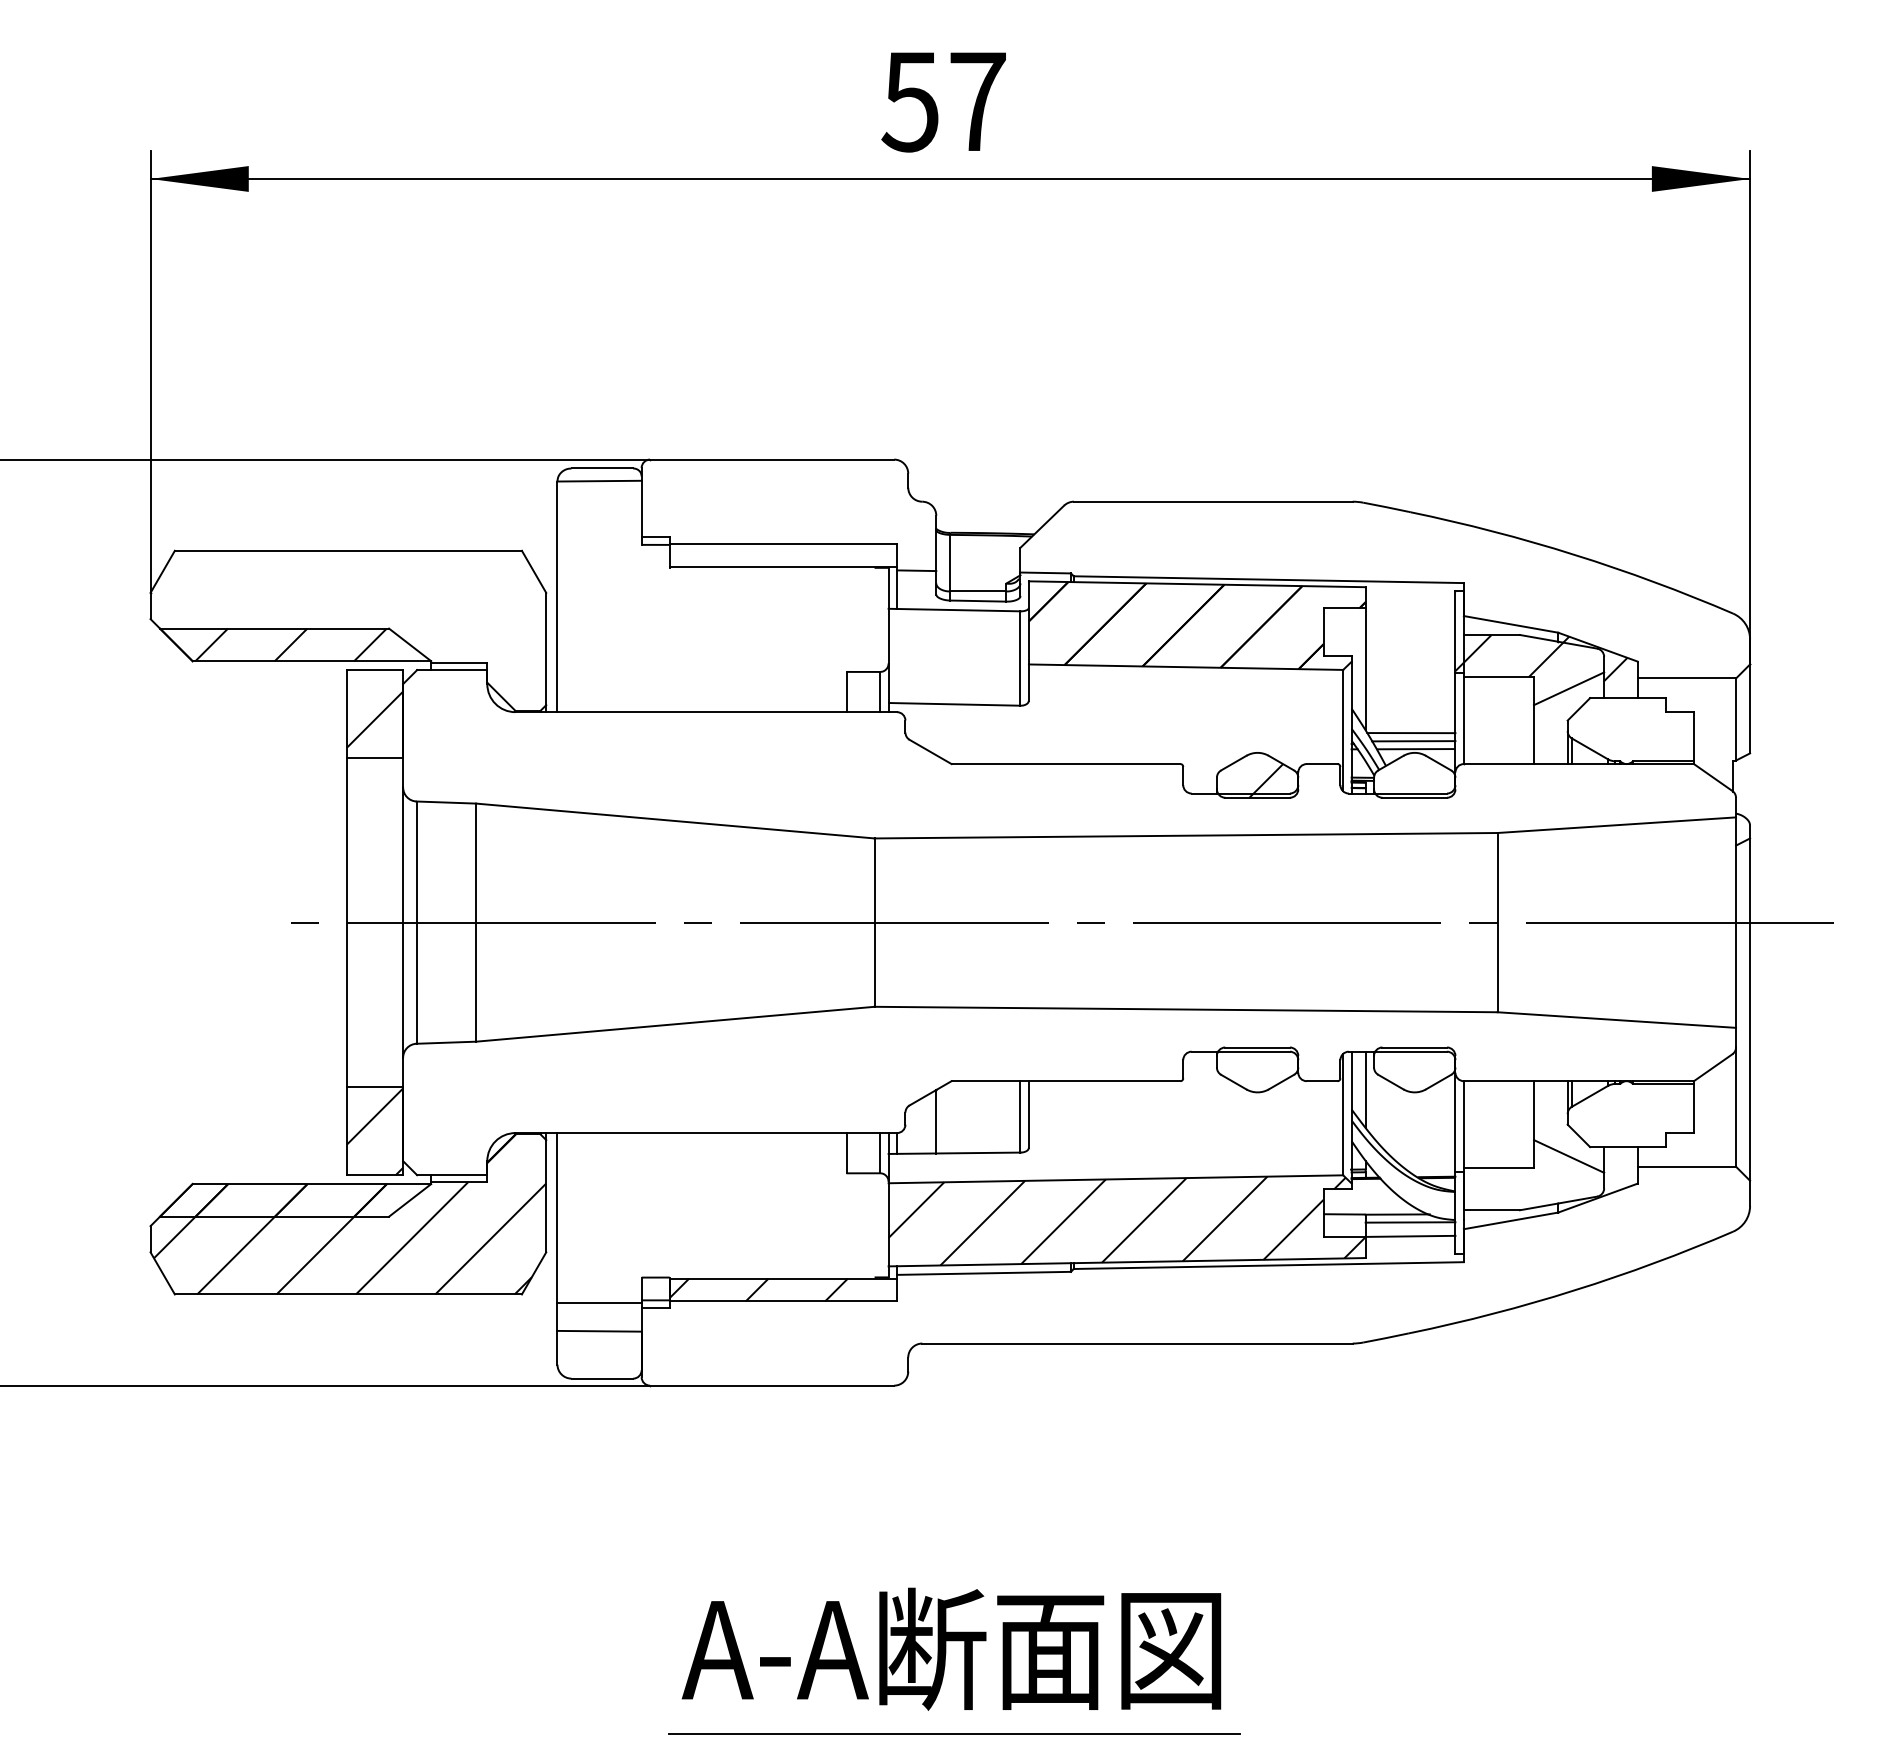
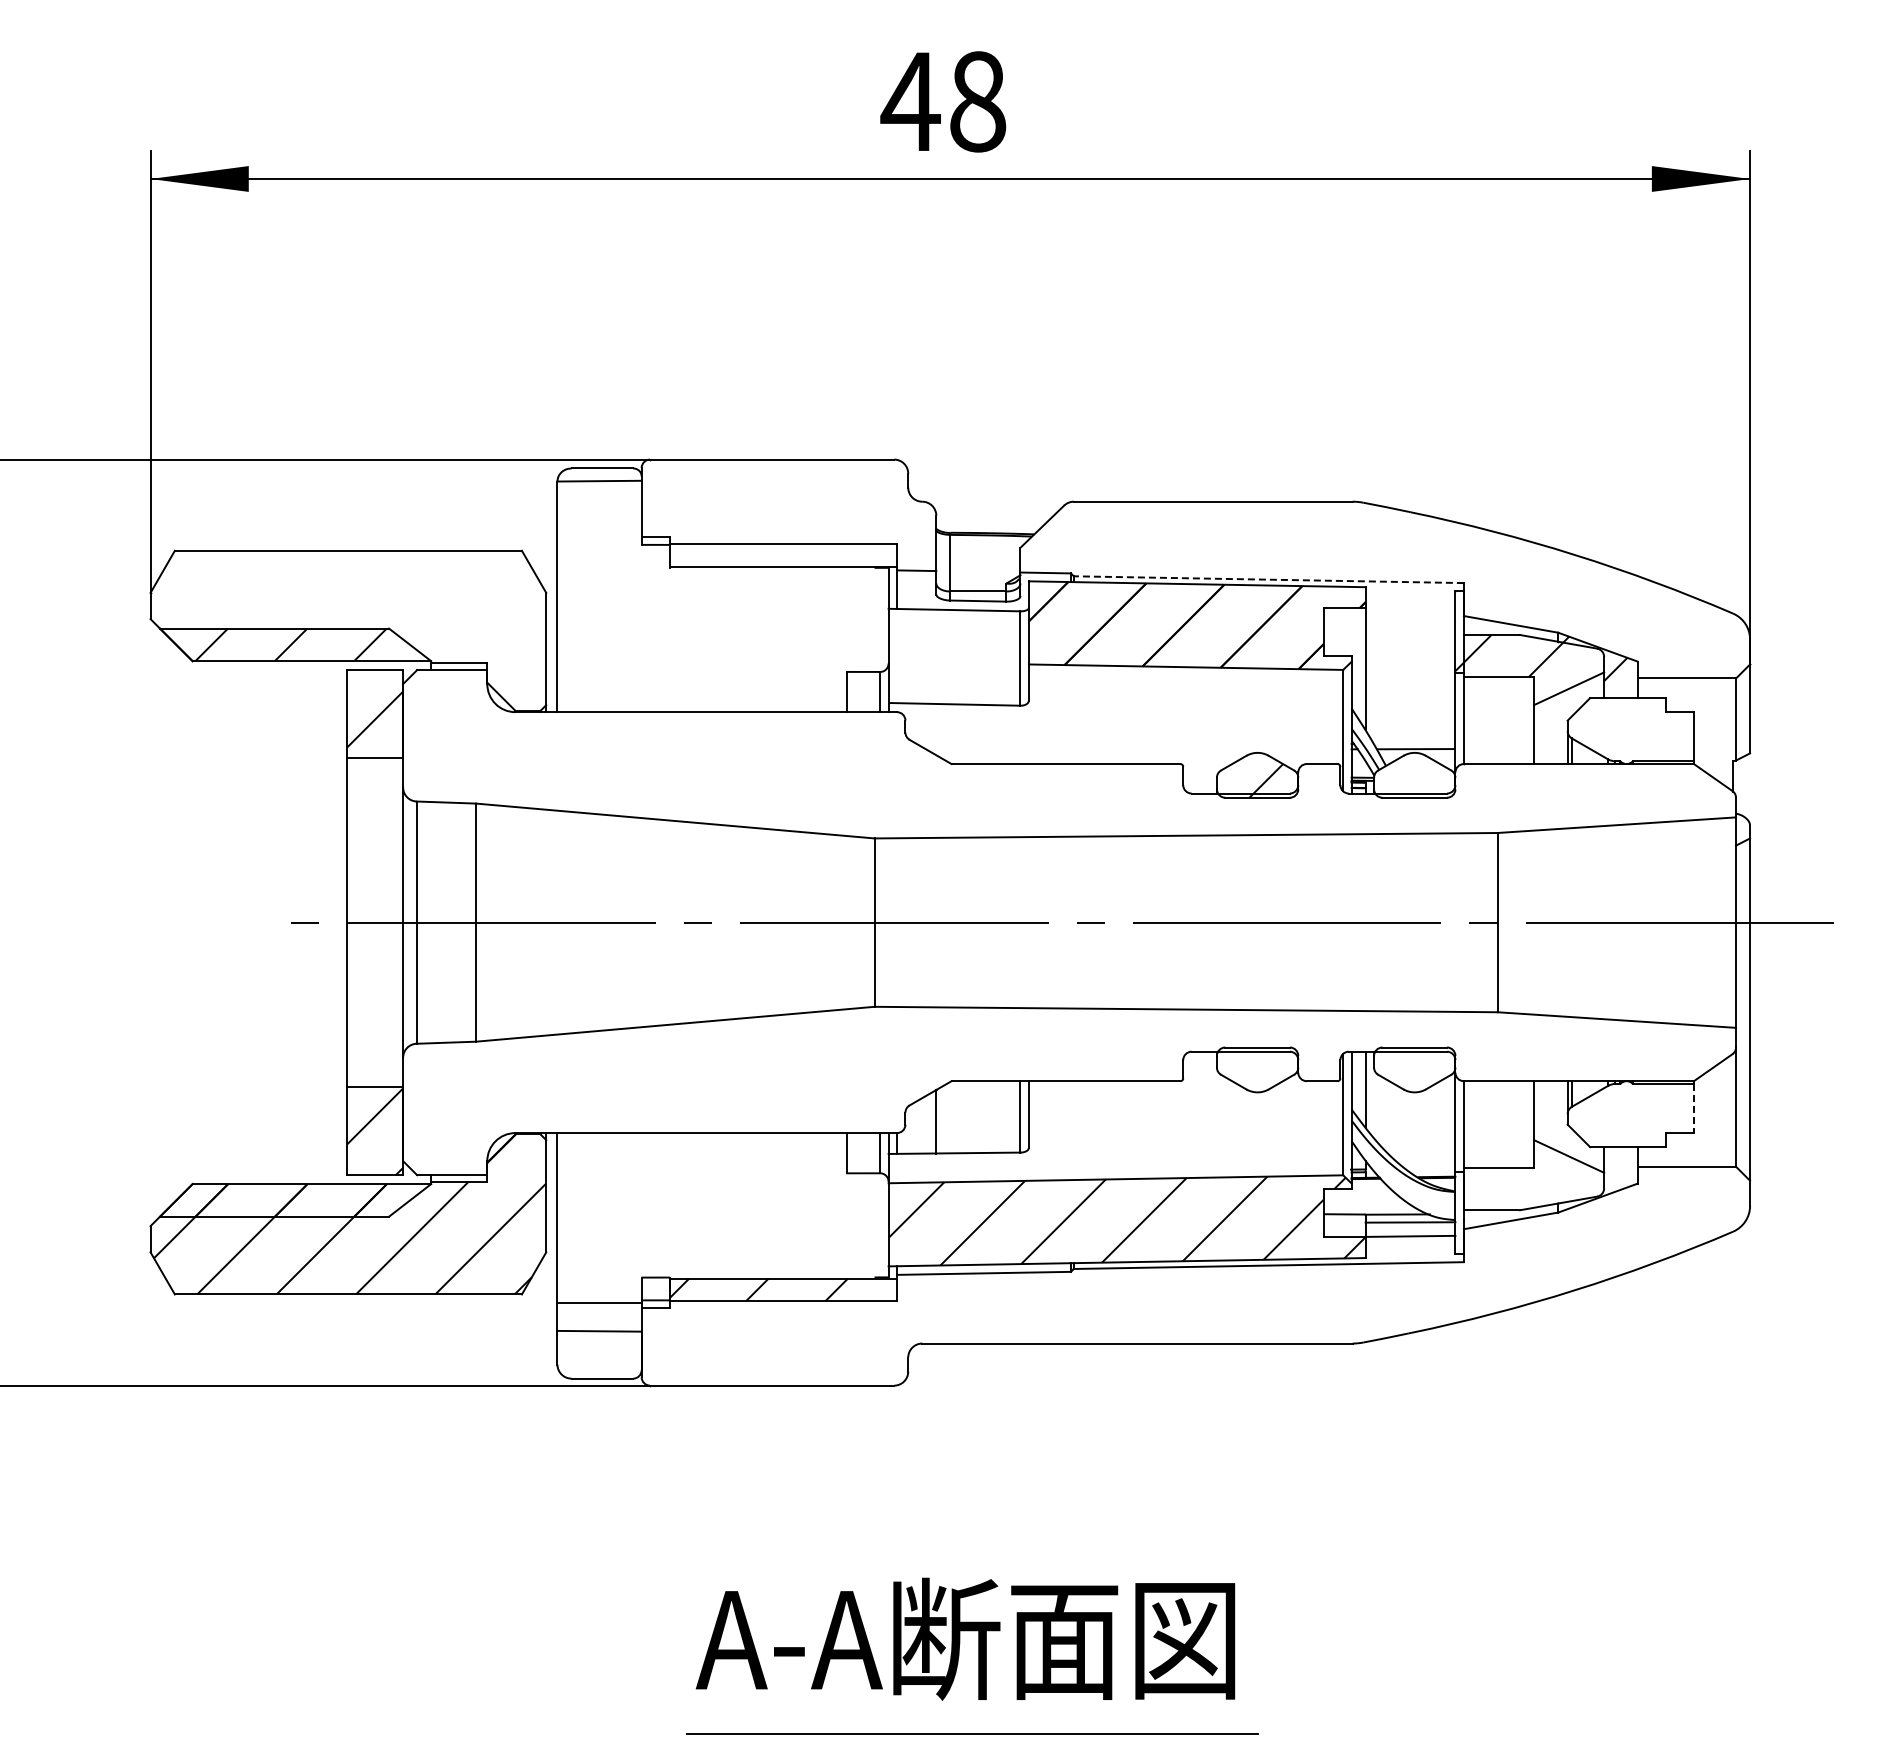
text: 57 -> 48 (943, 101)
line: solid -> dashed (1268, 579)
line: present -> none (1411, 733)
line: present -> none (1413, 741)
line: solid -> dashed (1693, 1108)
text position: (951, 1648) -> (965, 1638) (965, 1638)
line position: (954, 1733) -> (972, 1733) (972, 1733)
